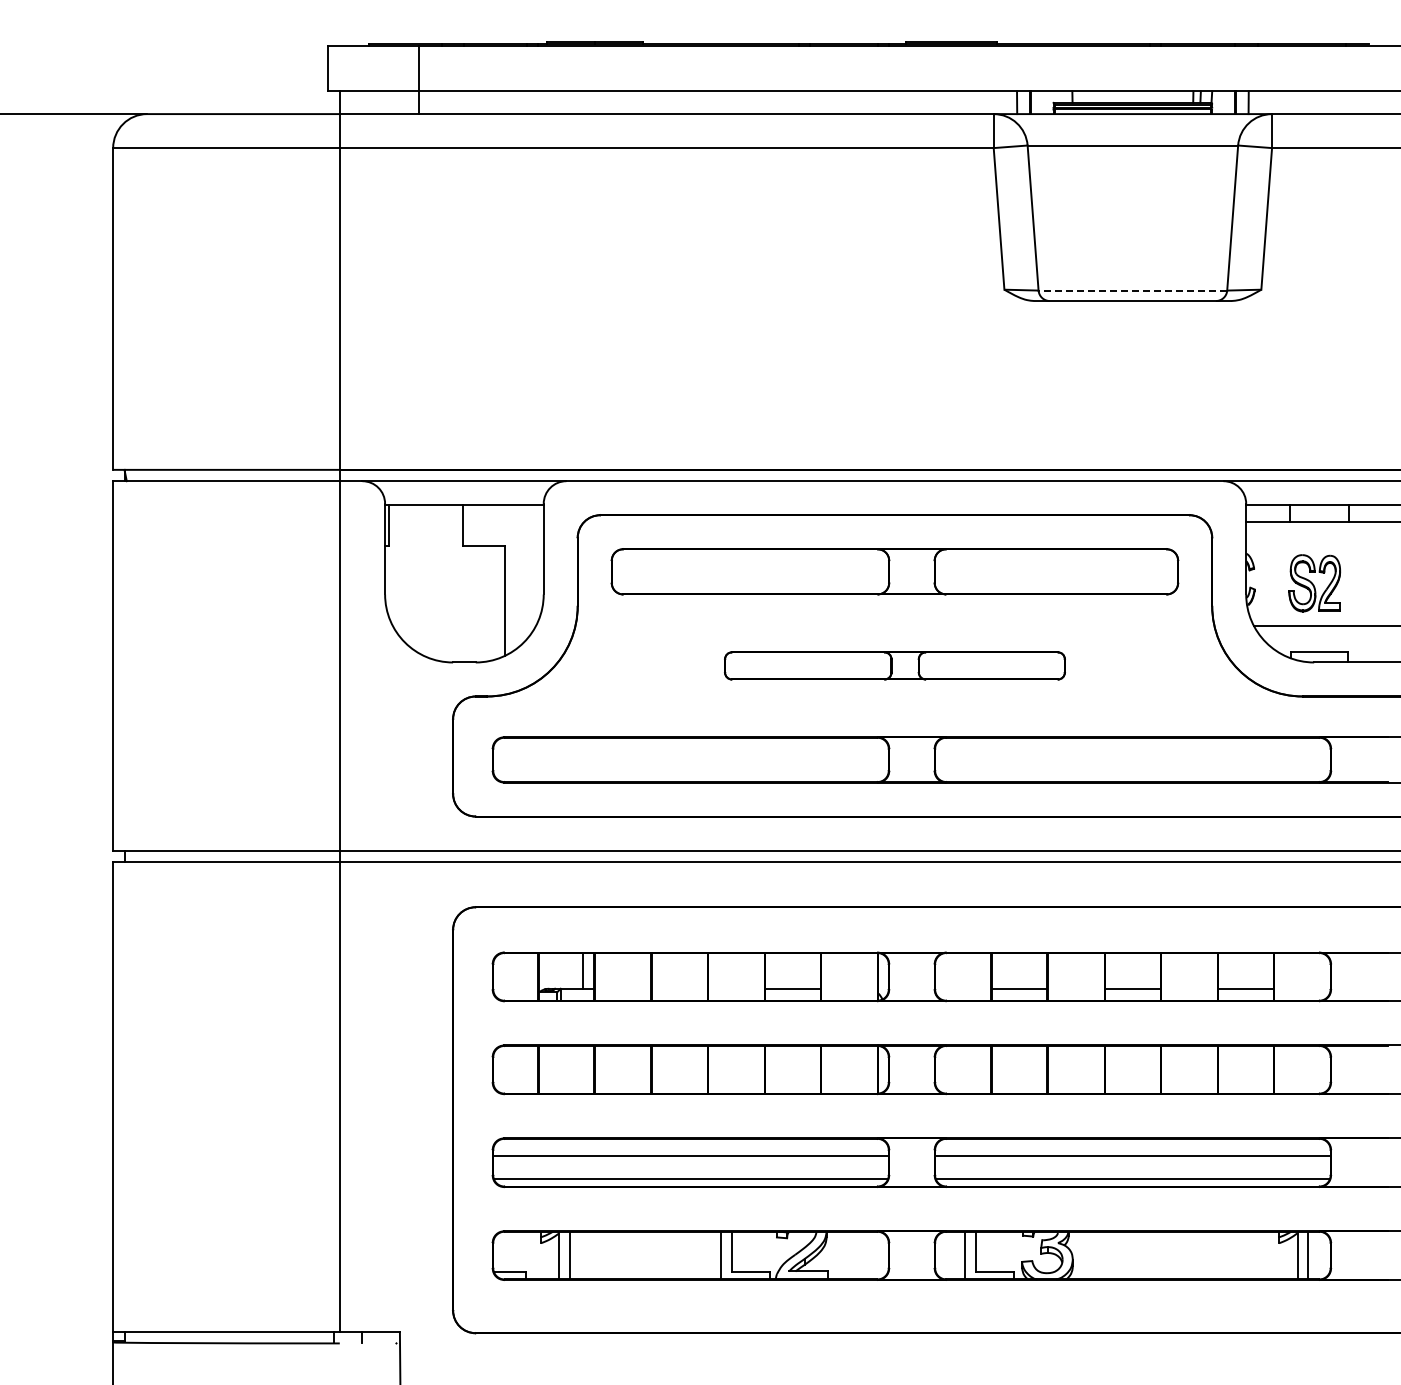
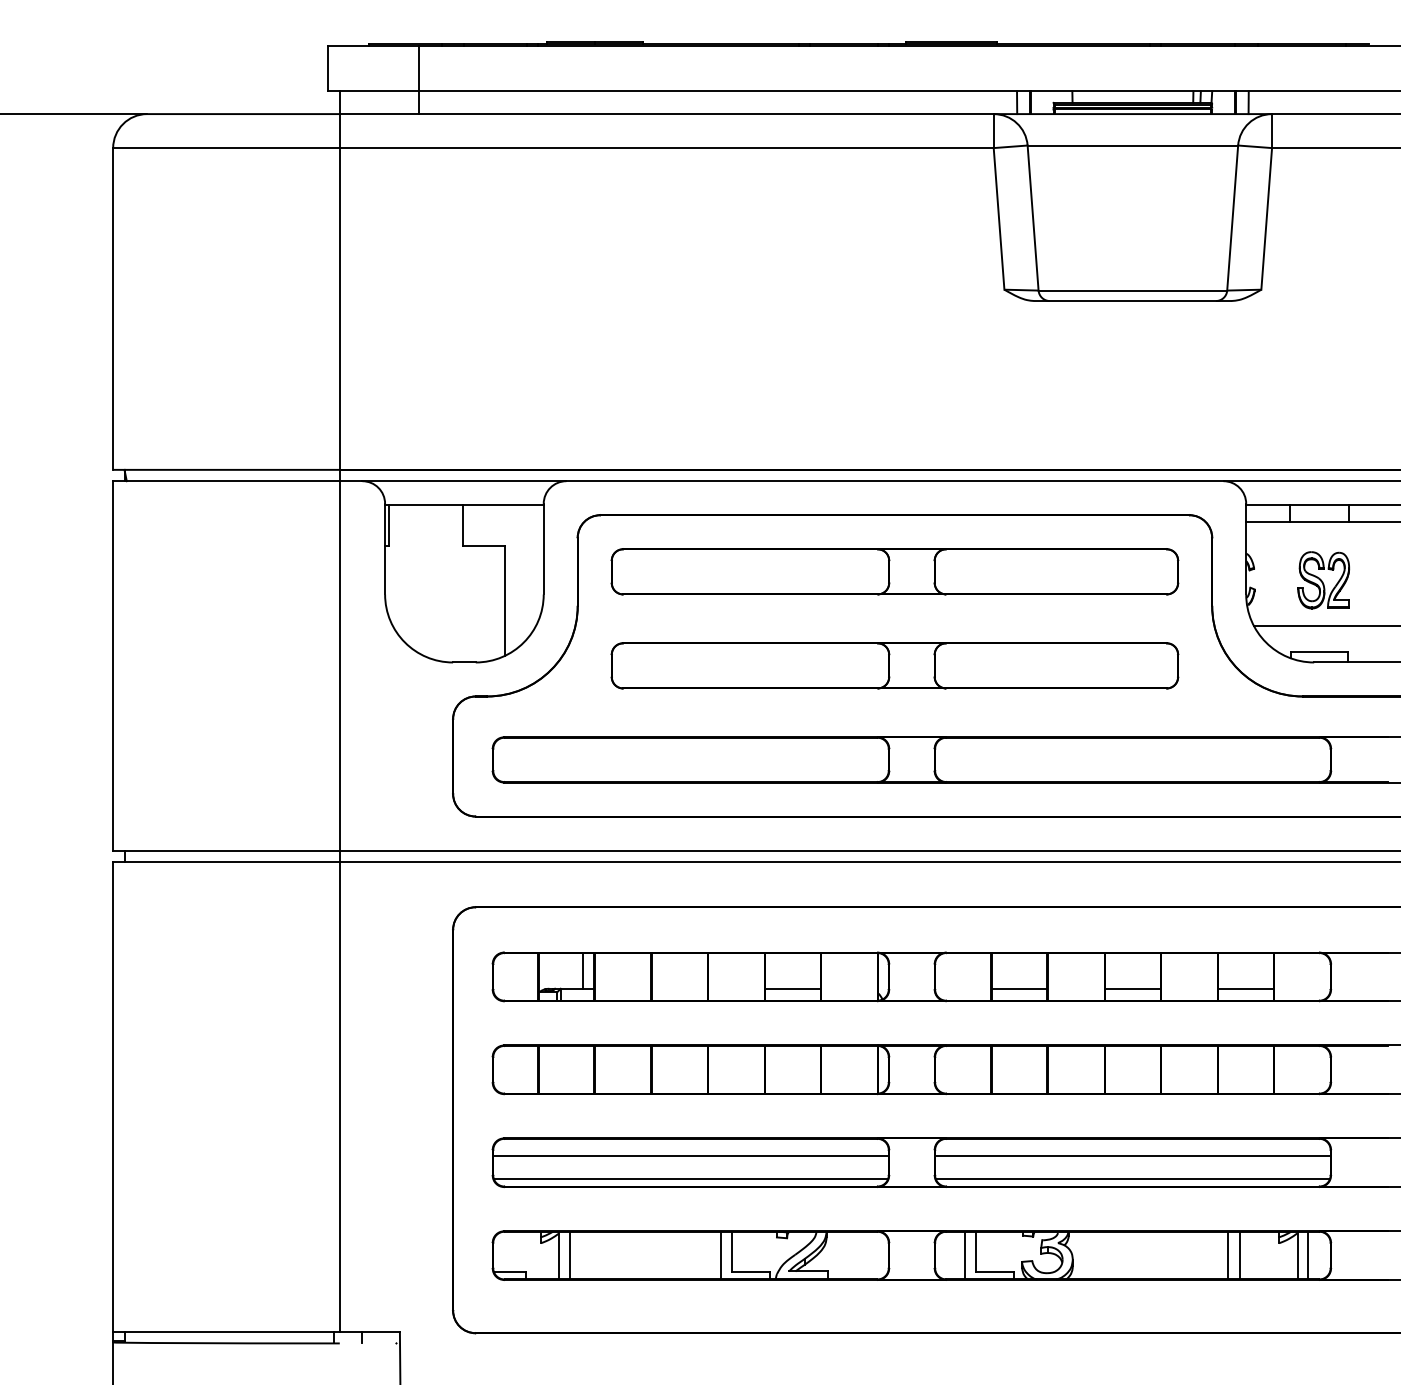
line: dashed -> solid (1132, 290)
part position: (1314, 583) -> (1323, 580) (1323, 580)
part size: 342x30 px -> 570x48 px (894, 665)
line: none -> present (1228, 1255)
line: none -> present (1239, 1255)
